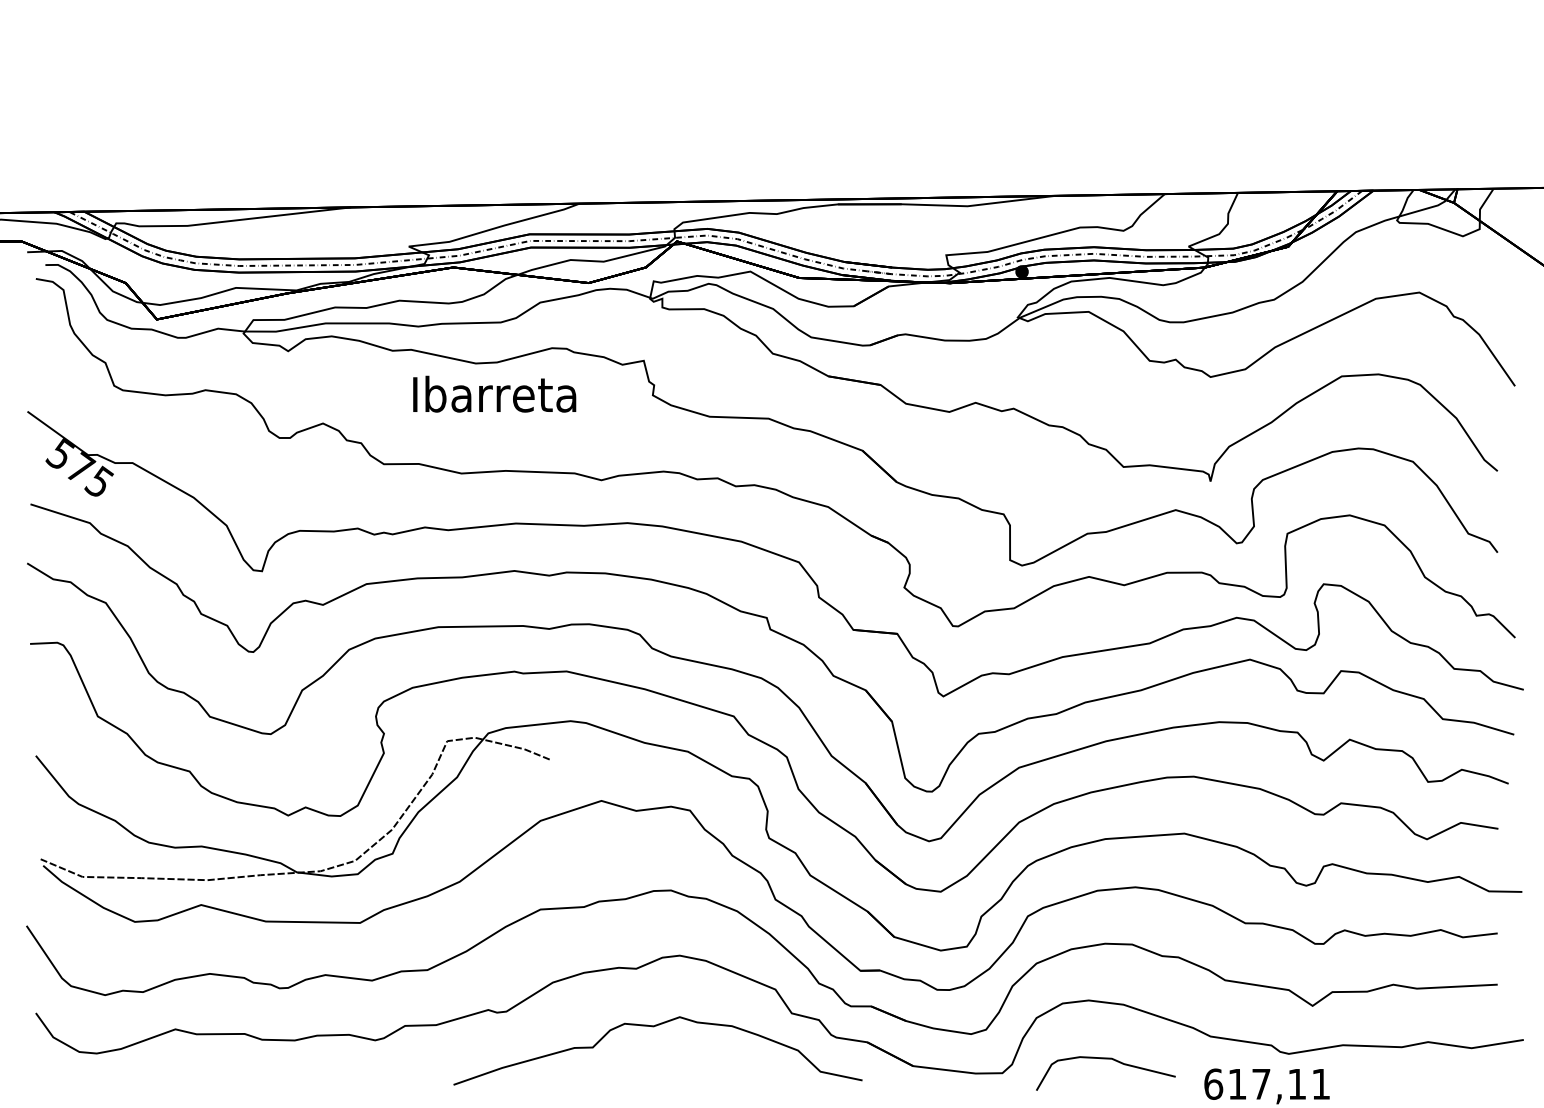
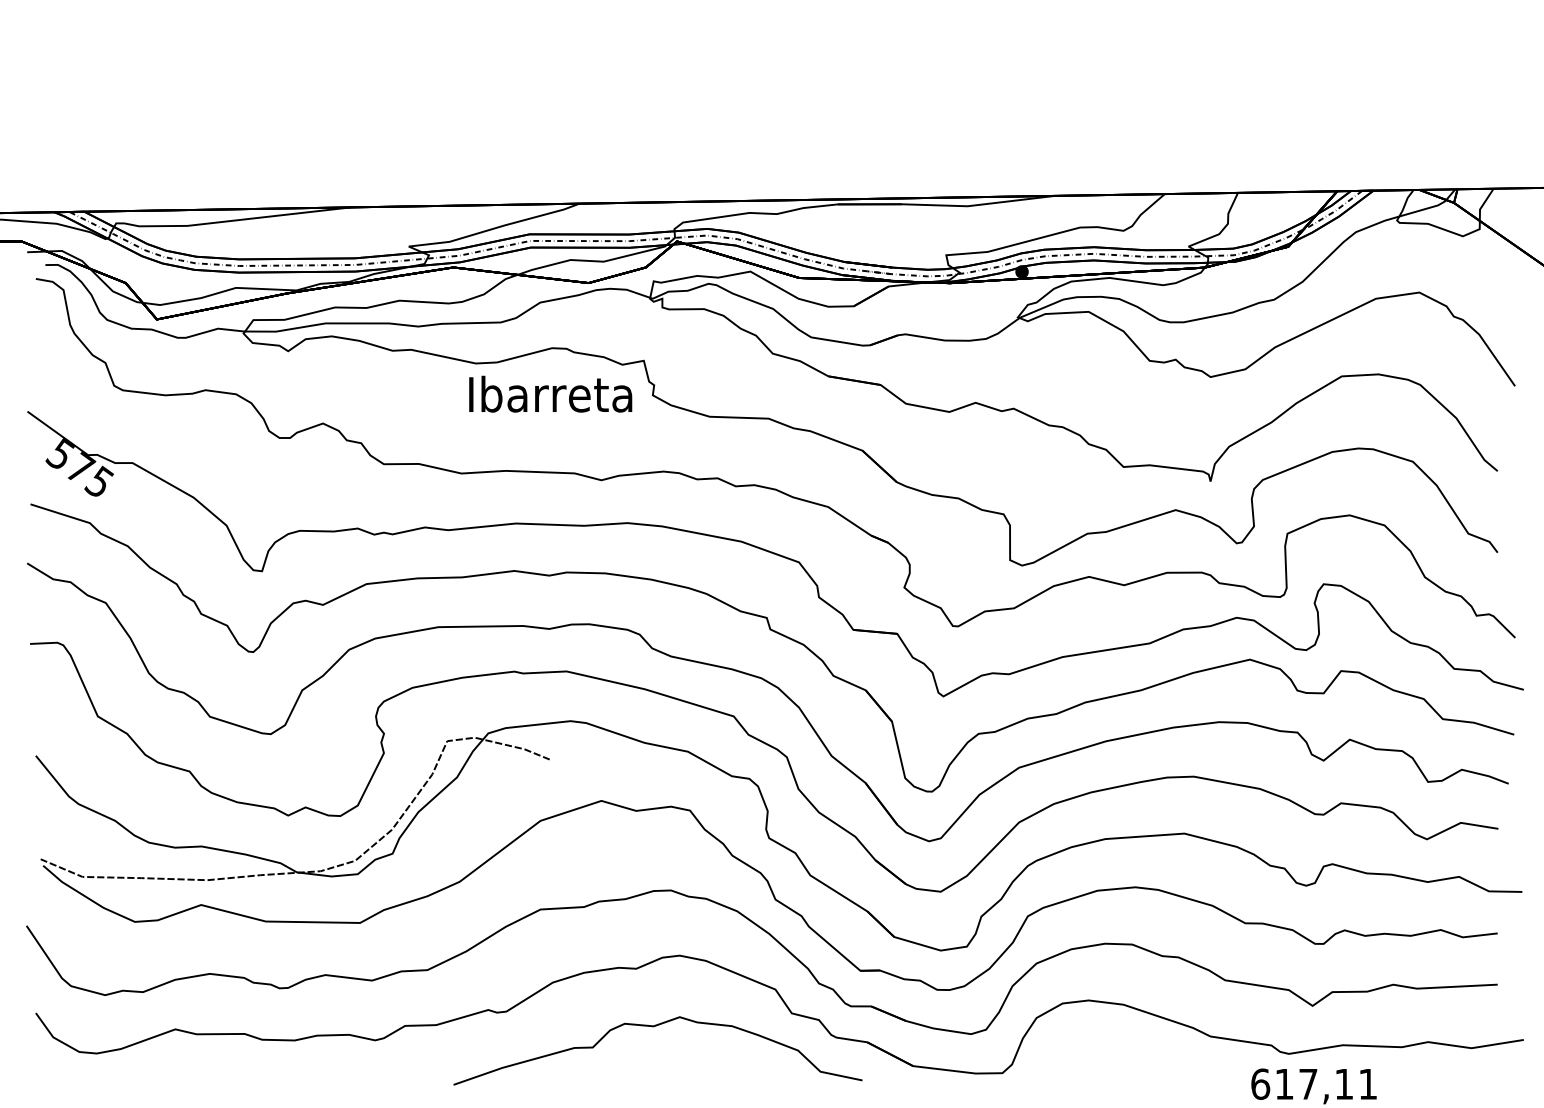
text position: (494, 393) -> (550, 393) (550, 393)
curve: present -> none (1105, 1059)
text position: (1266, 1086) -> (1313, 1086) (1313, 1086)
